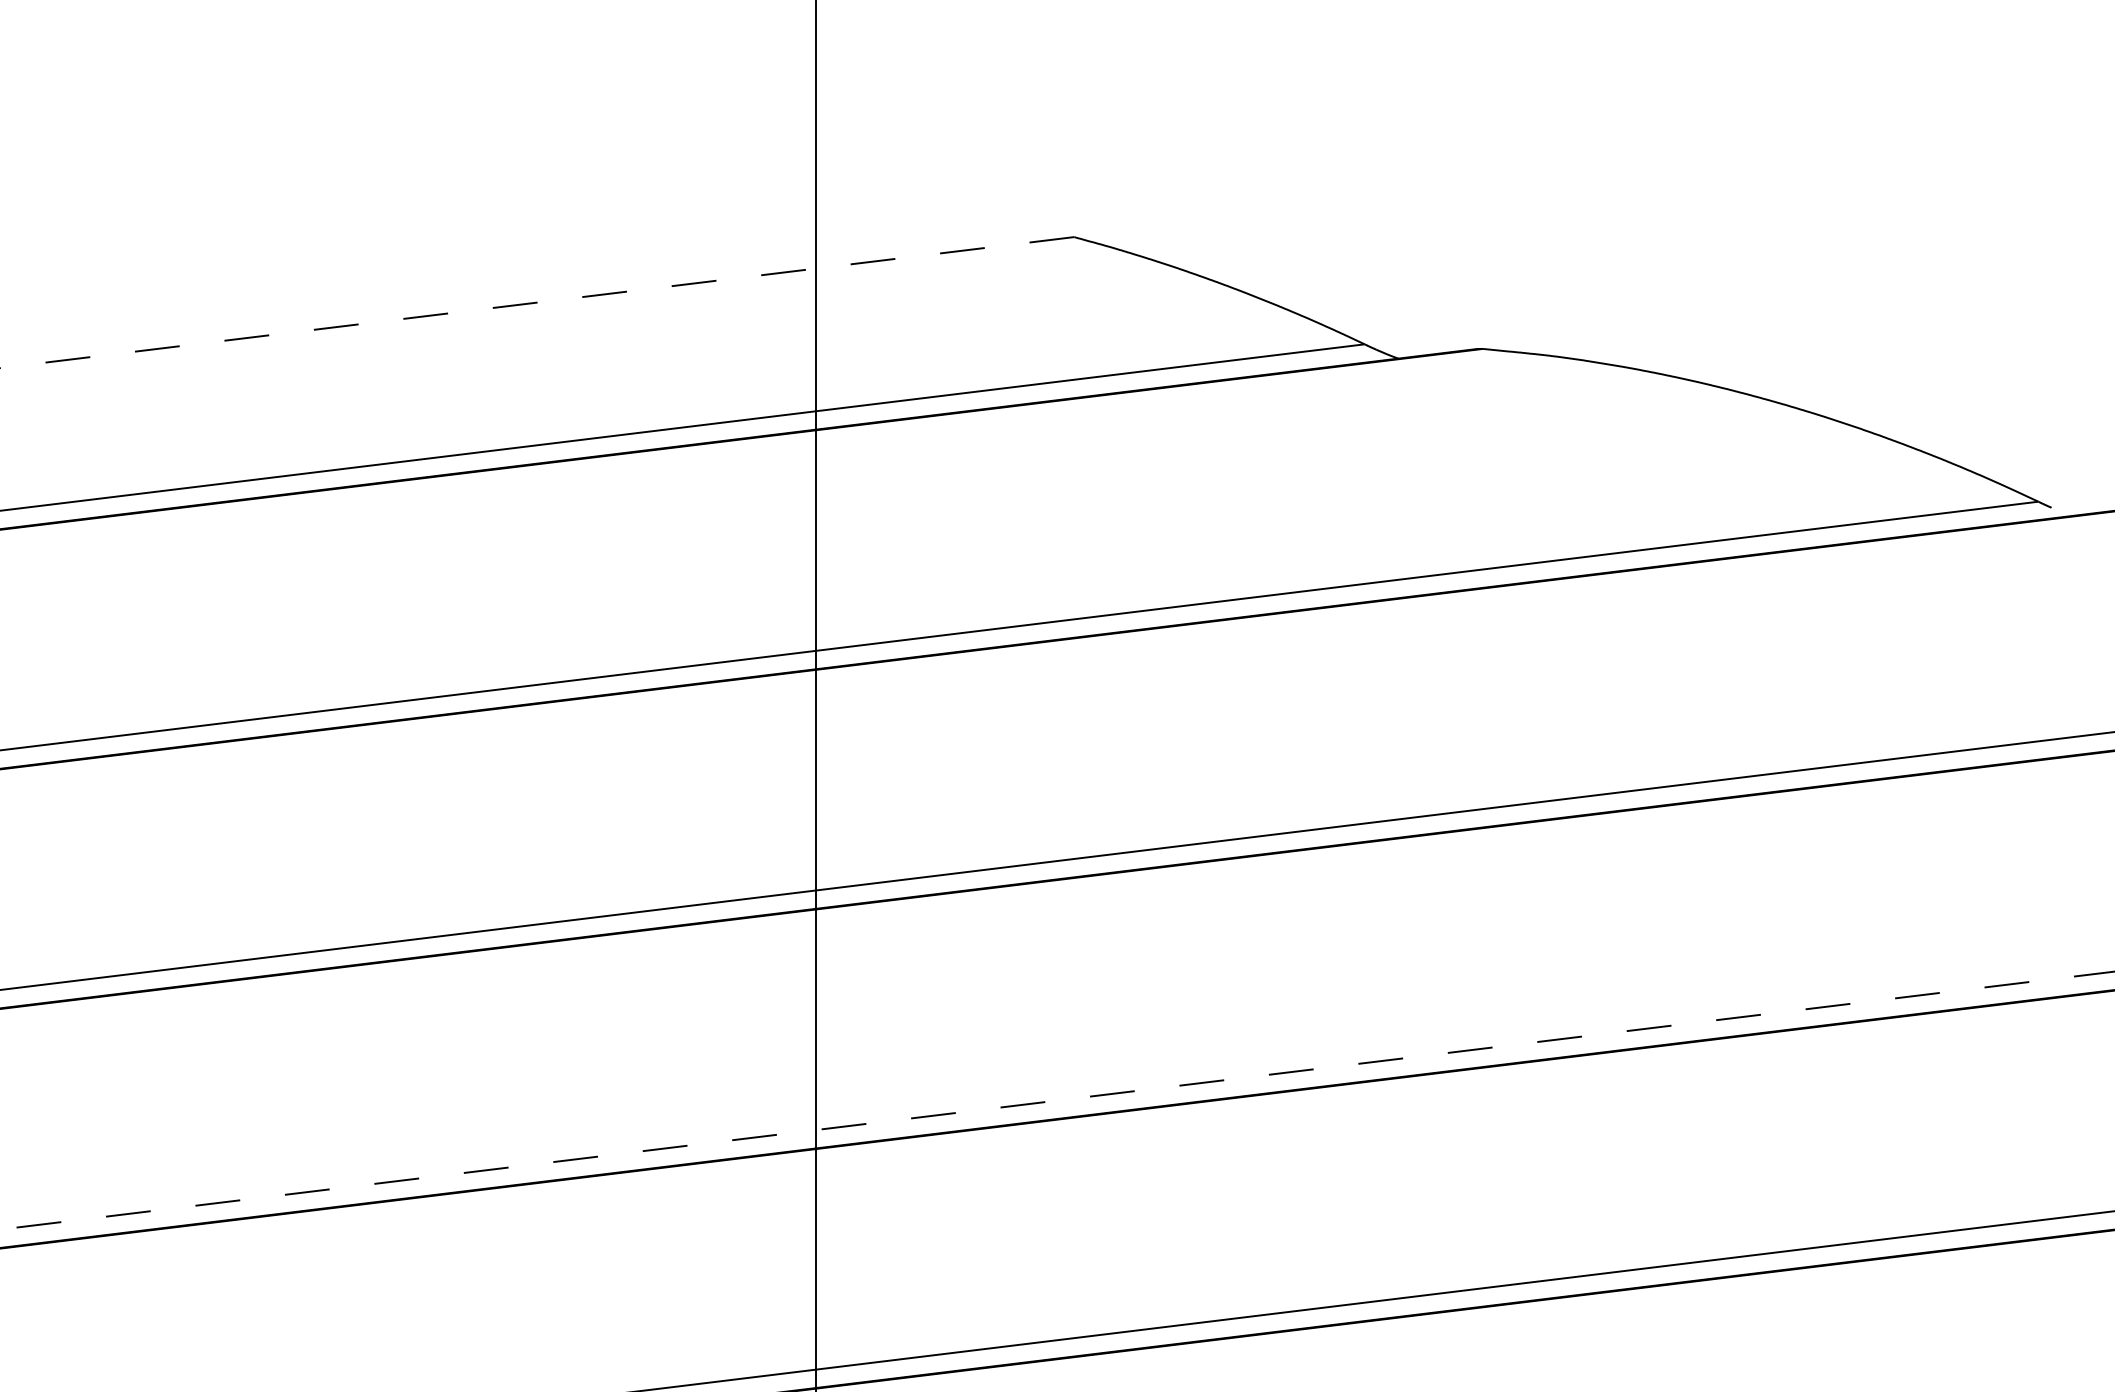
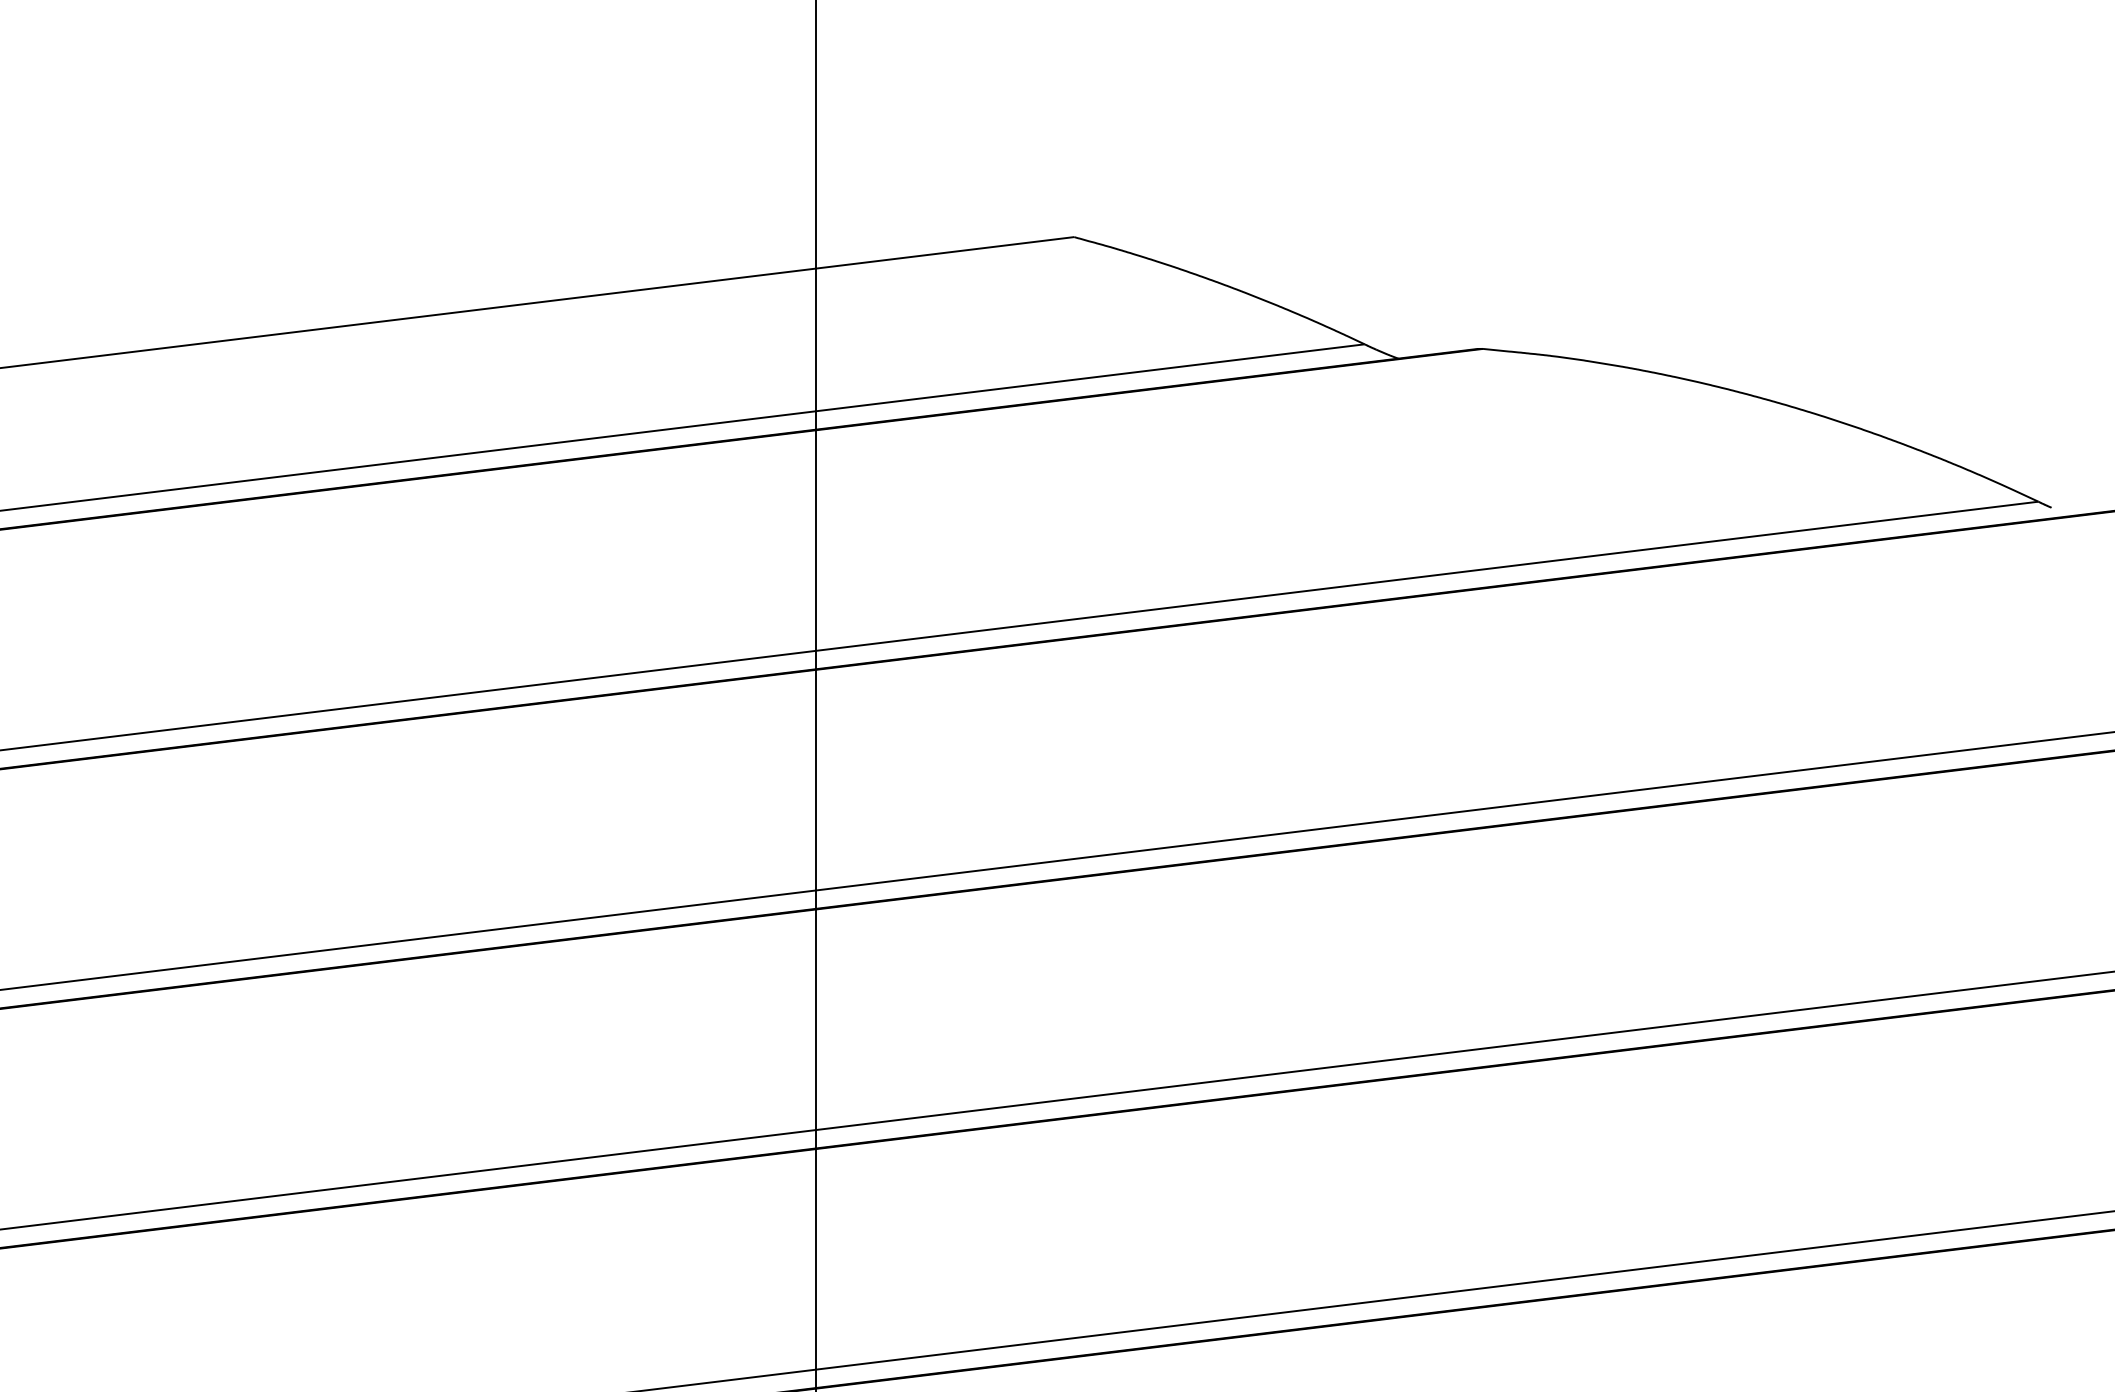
line: dashed -> solid (537, 302)
line: dashed -> solid (1057, 1100)
